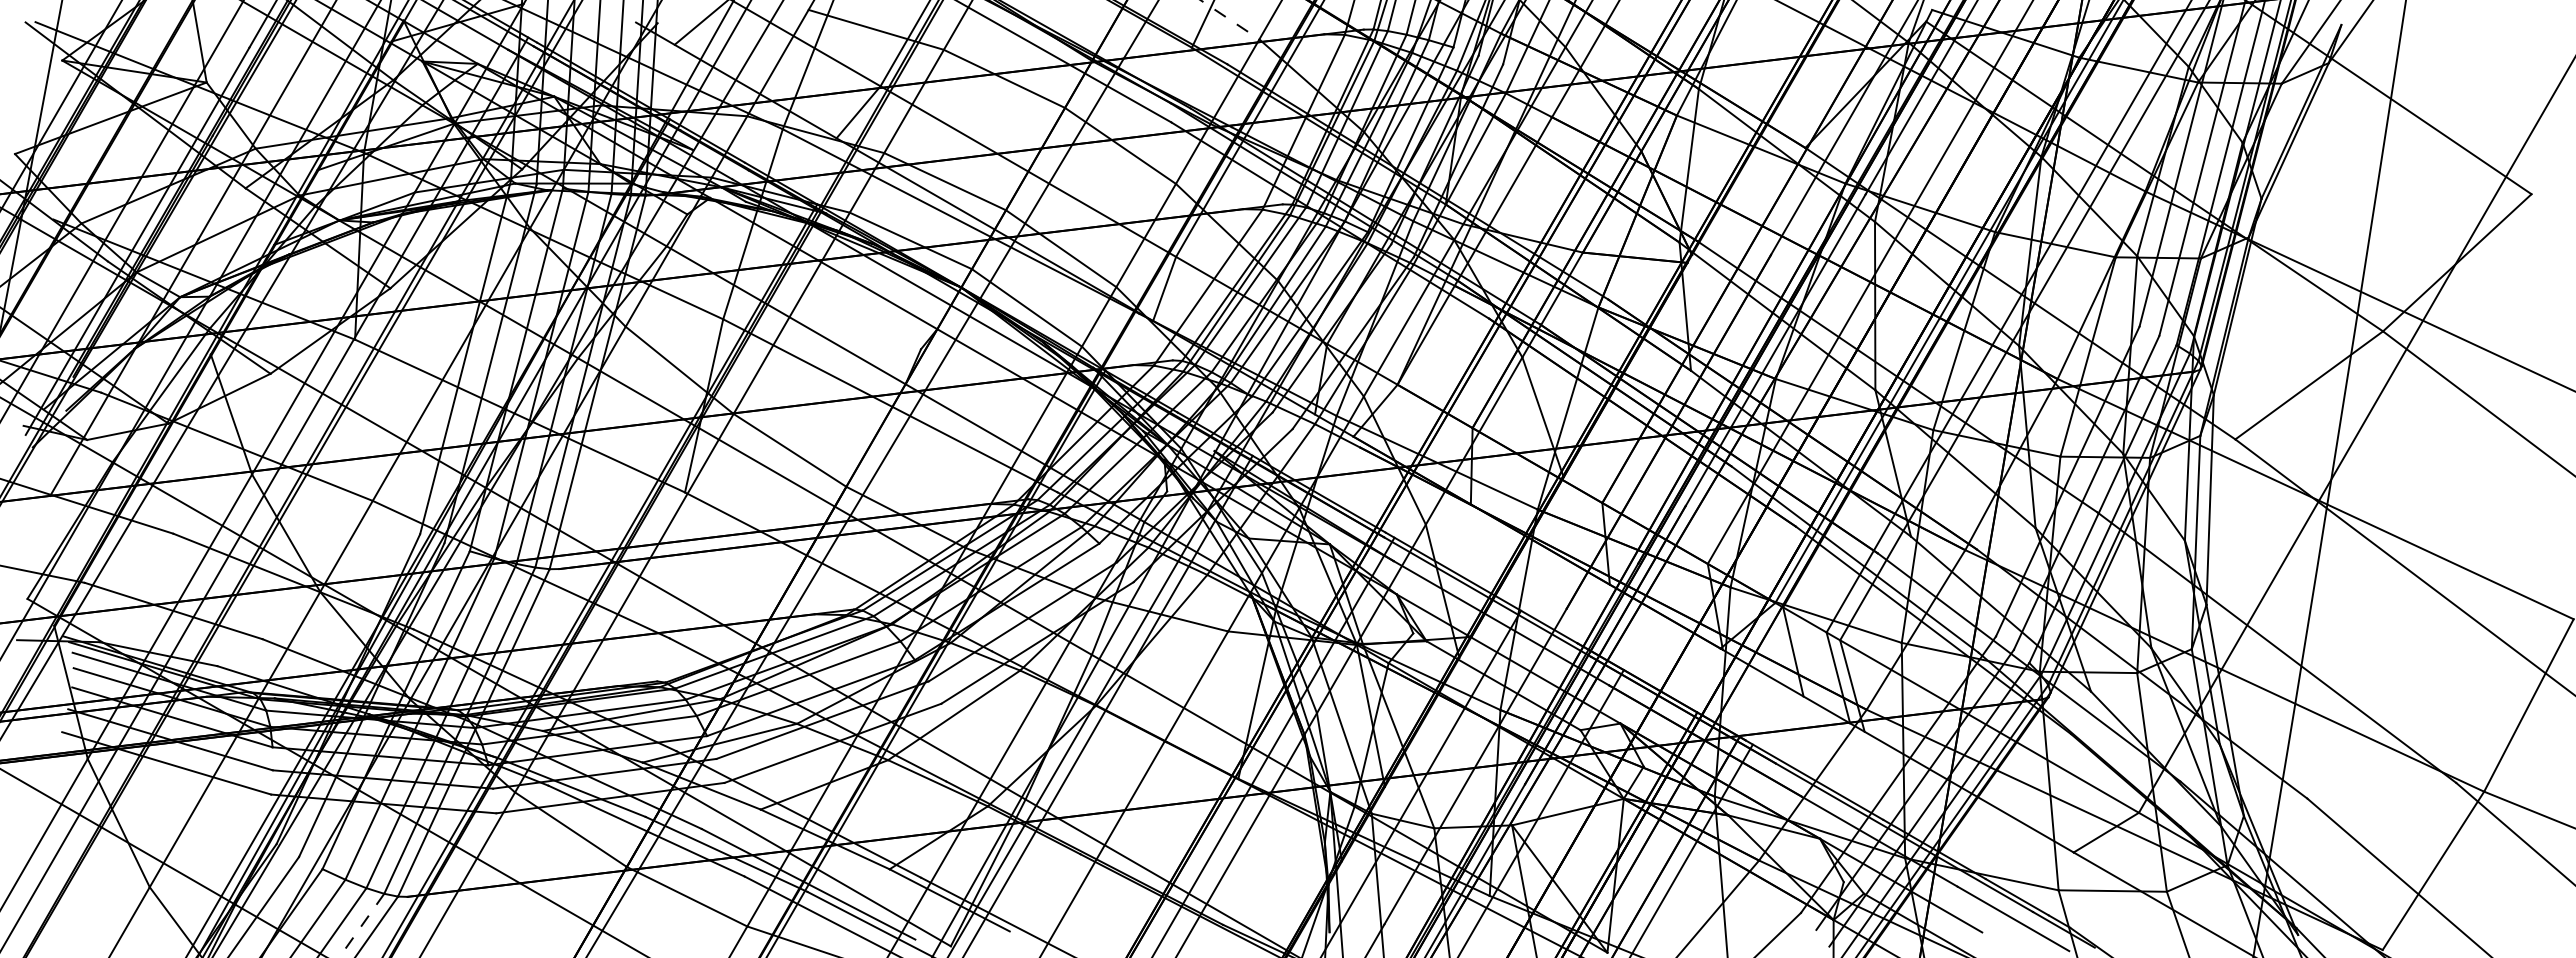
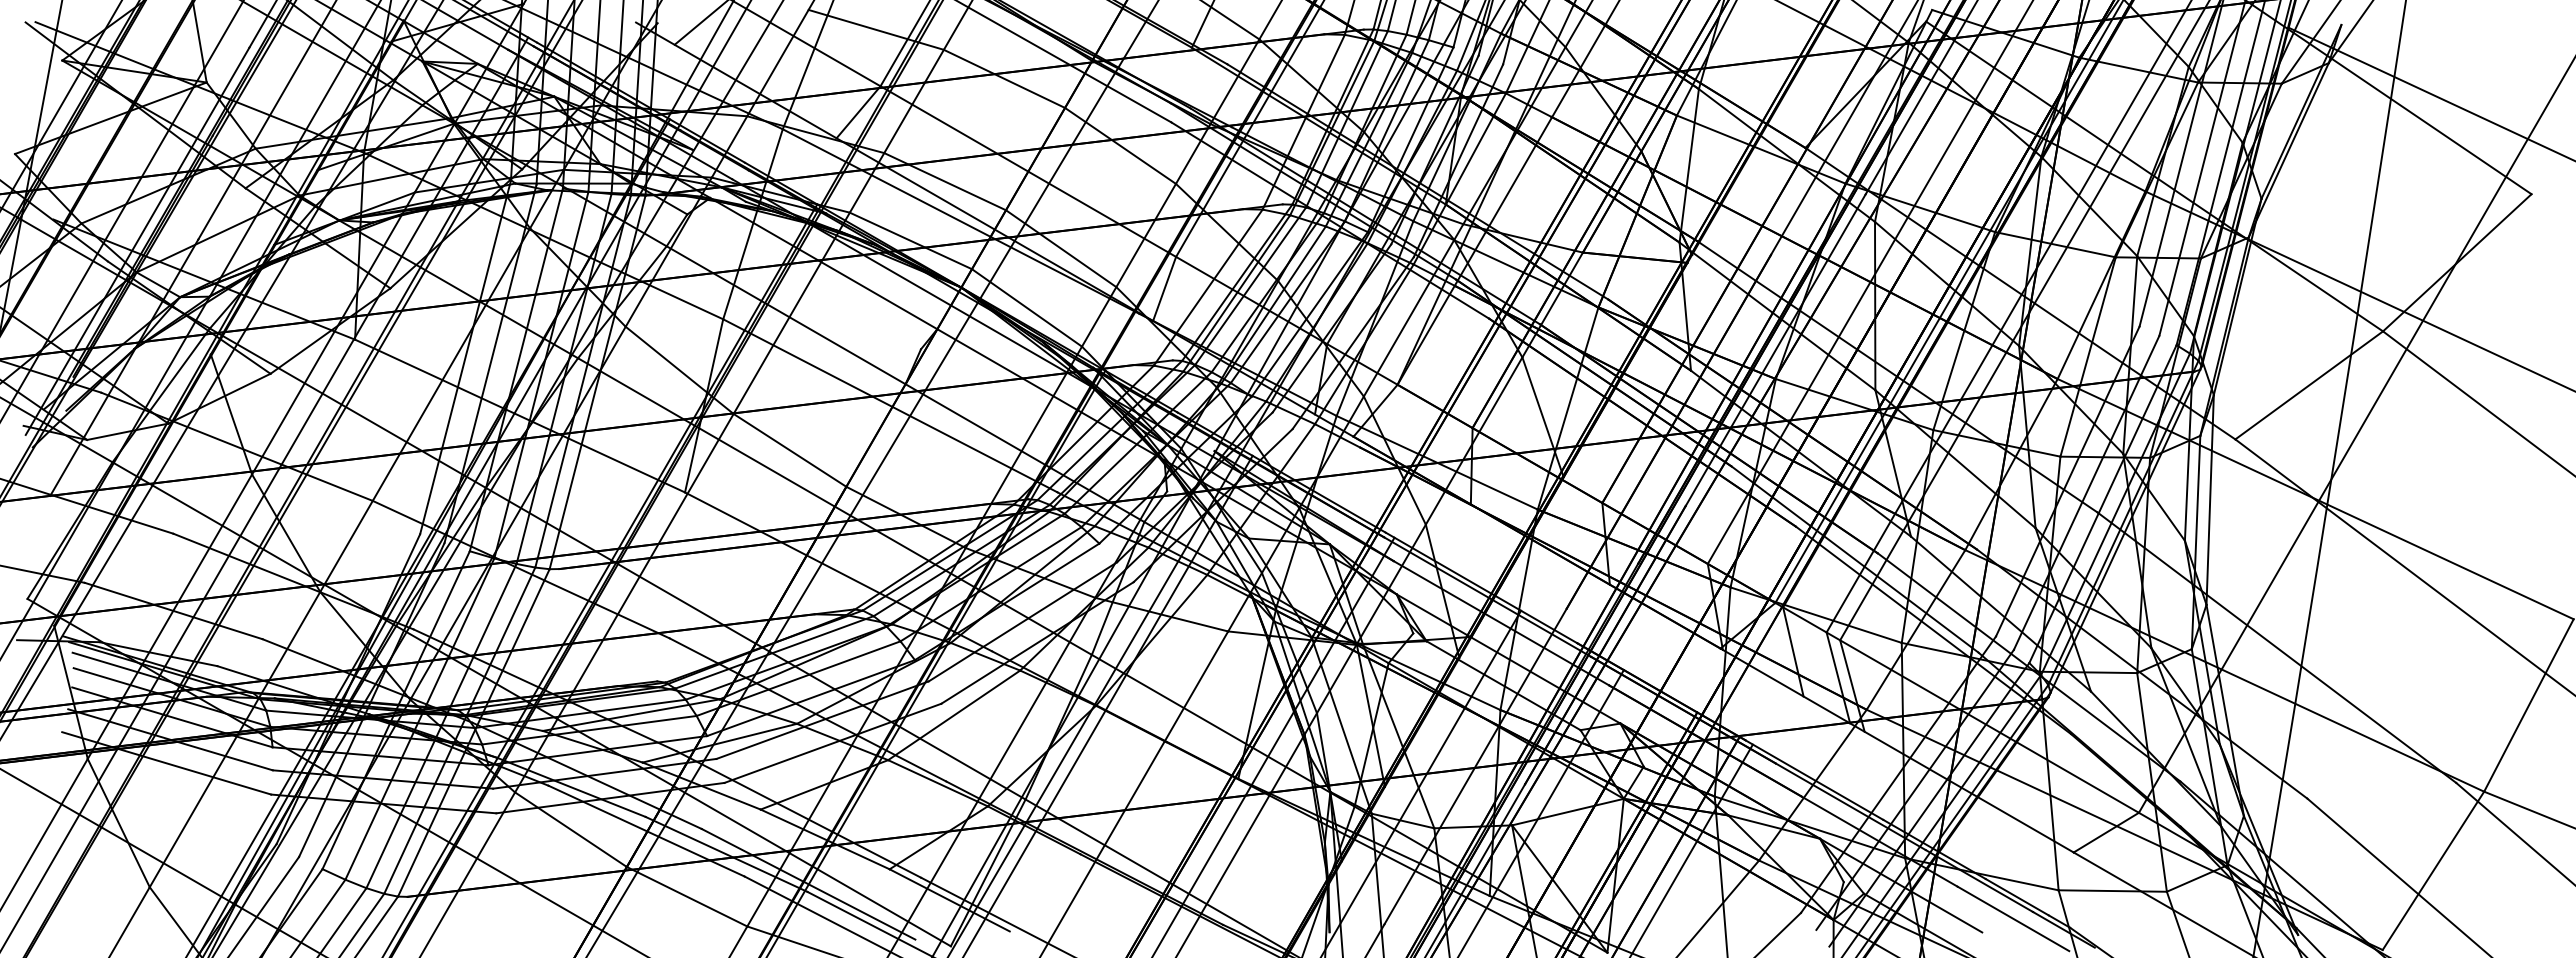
line: dashed -> solid (1230, 20)
line: none -> present (2430, 93)
line: dashed -> solid (361, 925)
